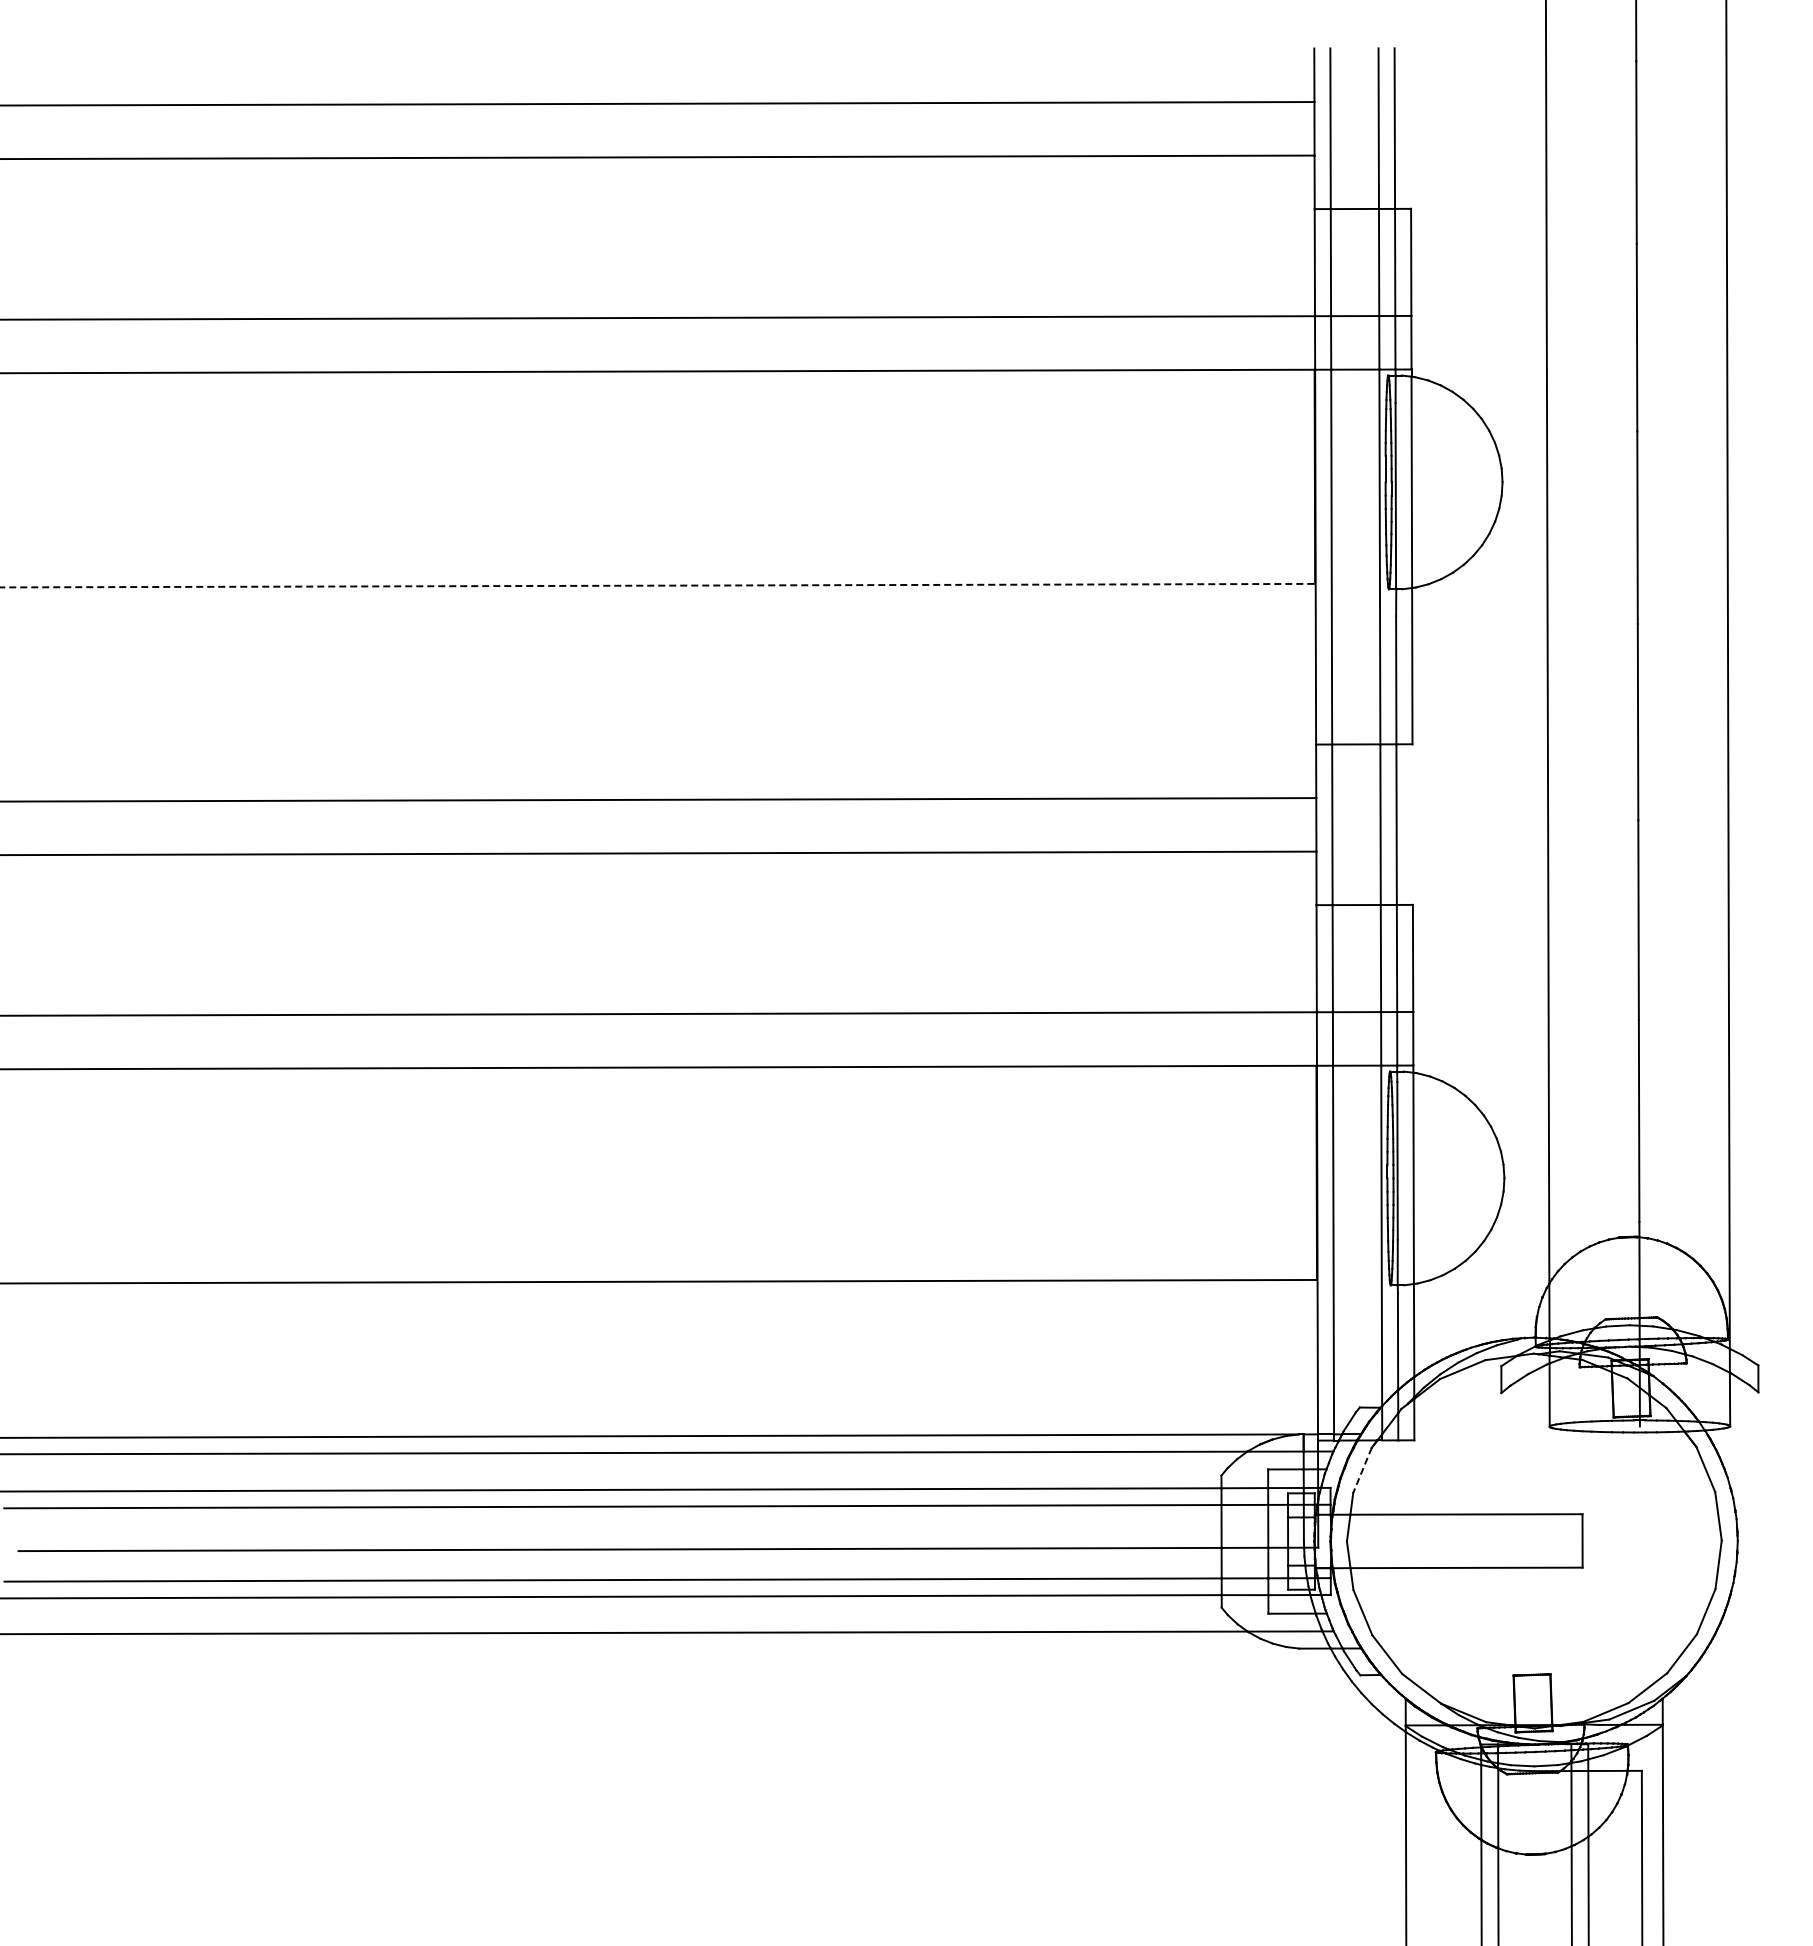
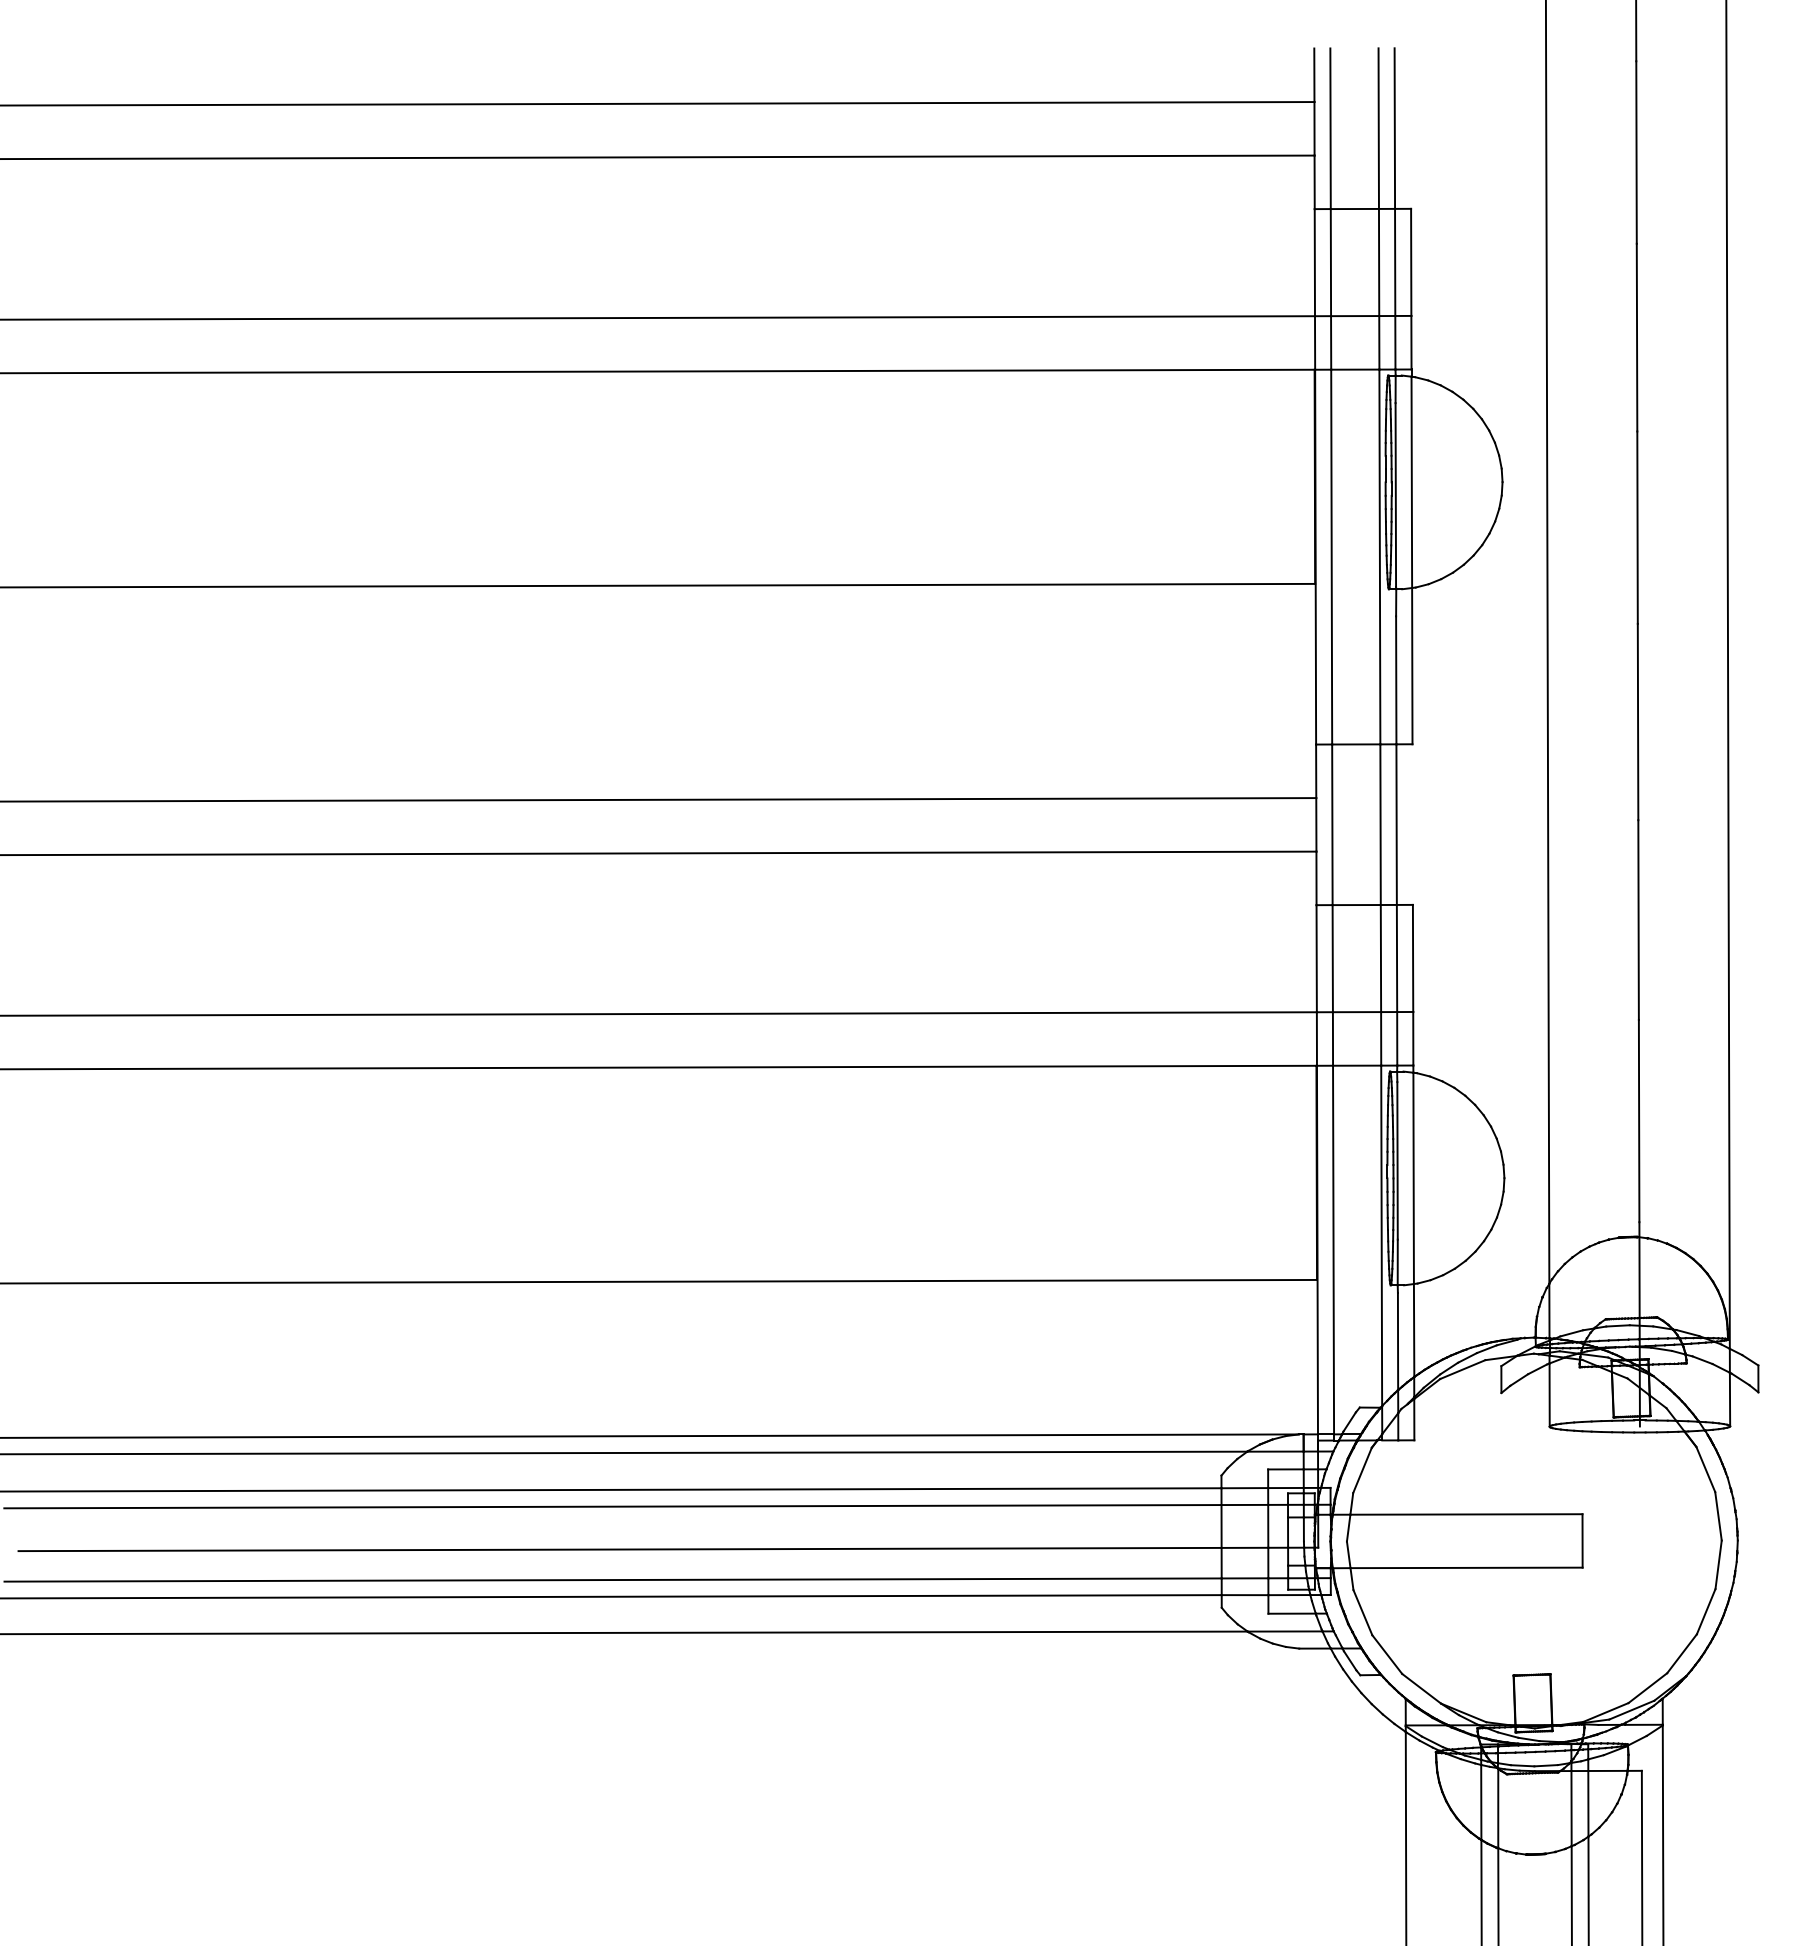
line: dashed -> solid (658, 585)
line: dashed -> solid (1362, 1470)
